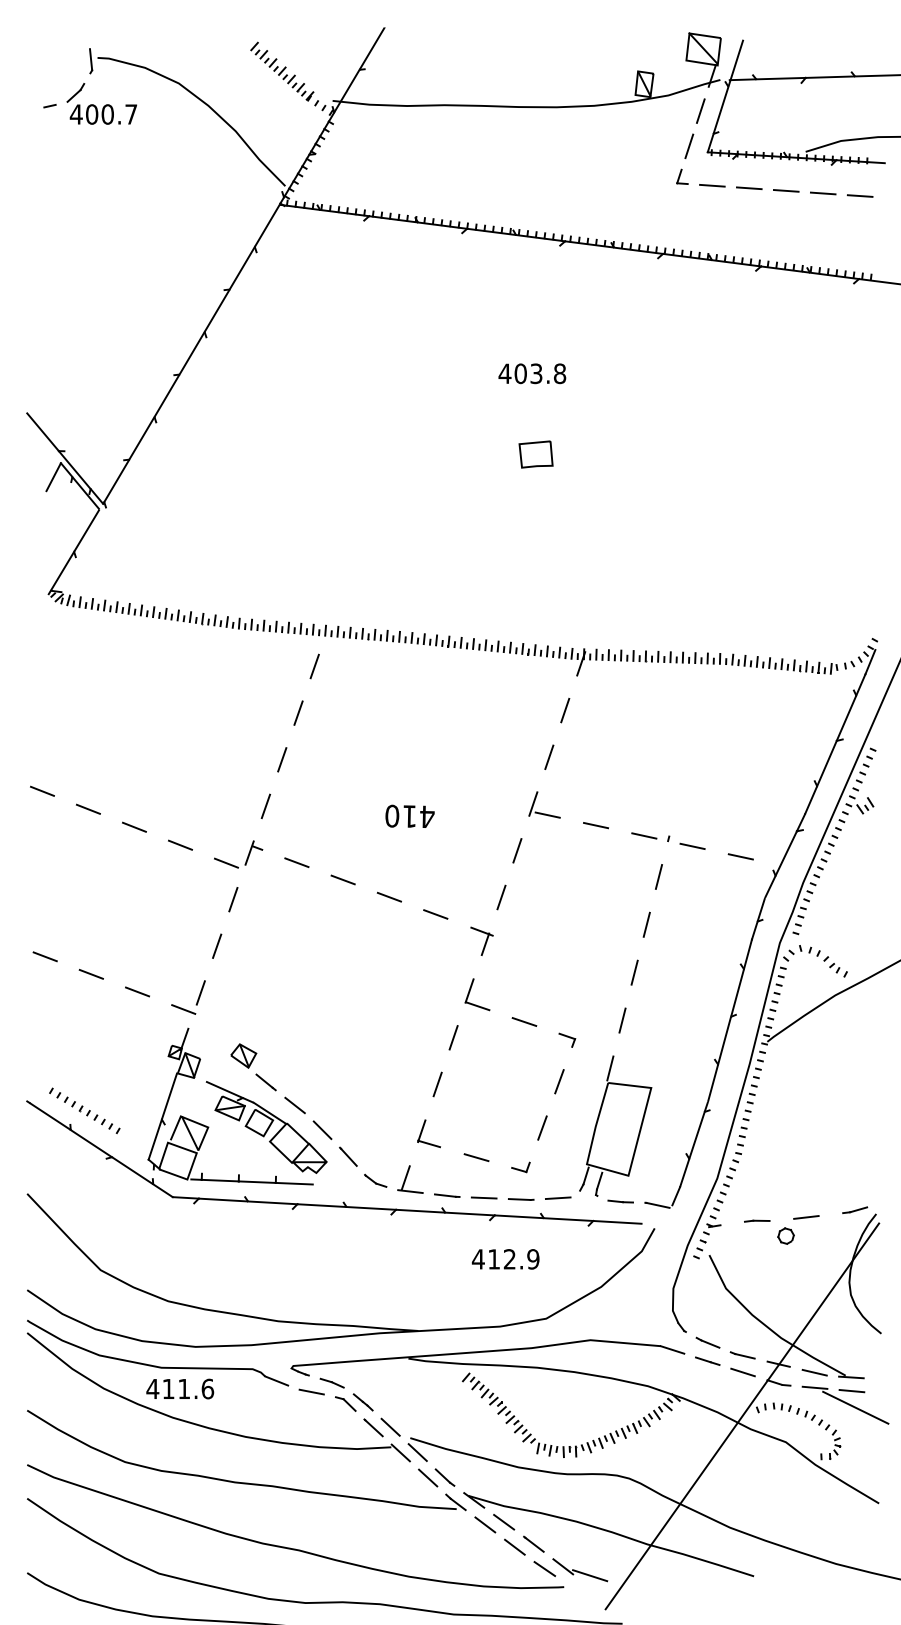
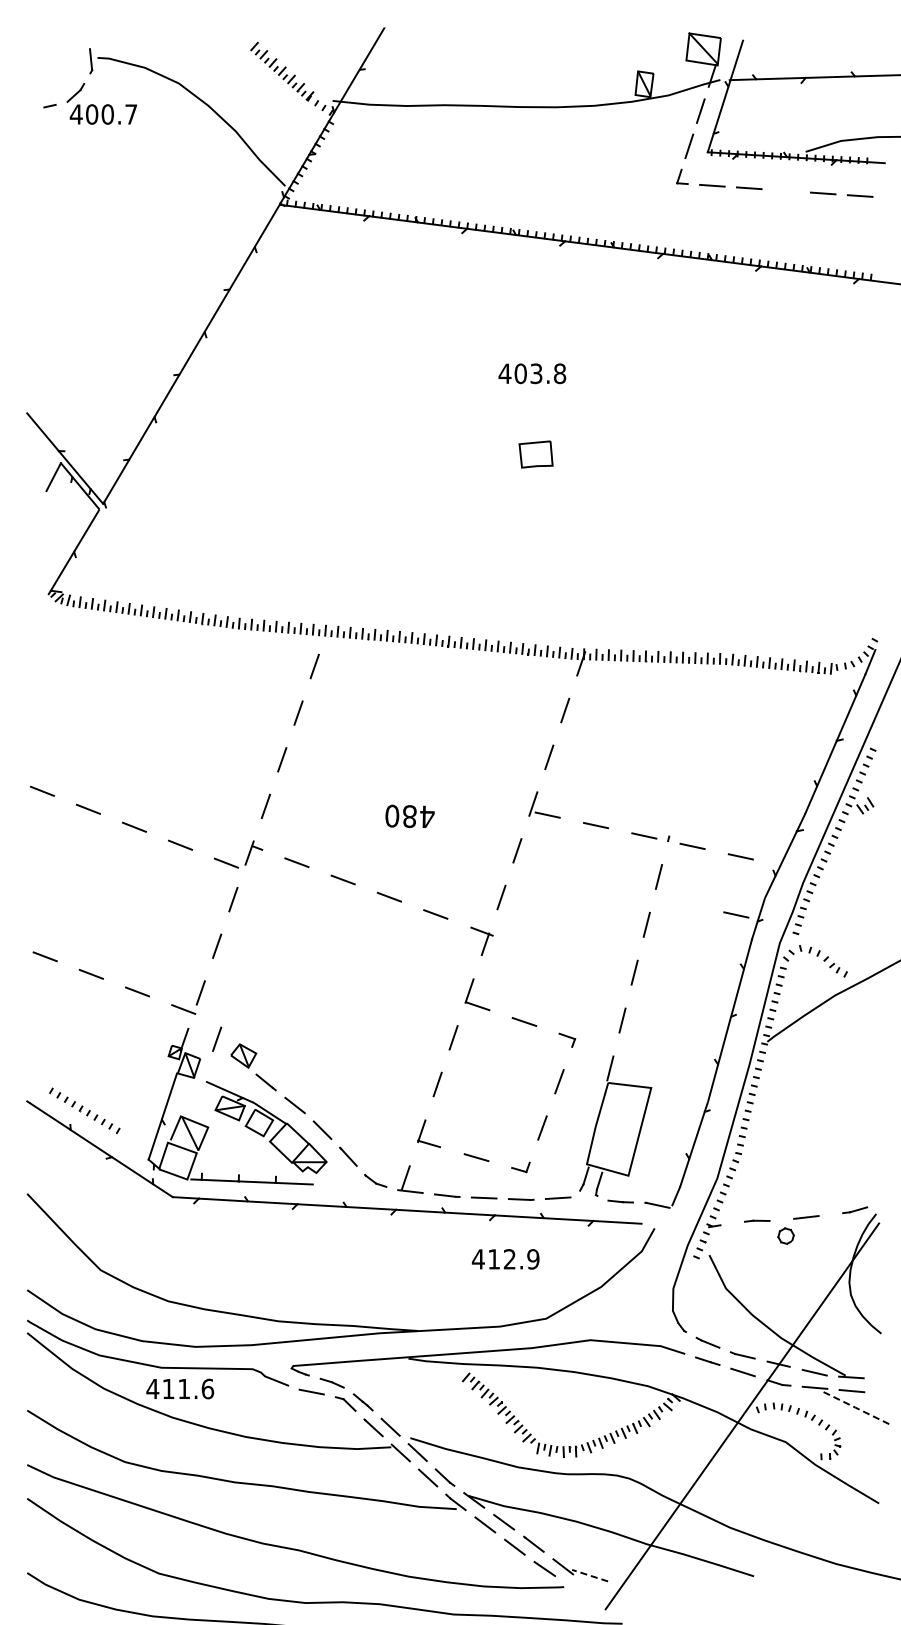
line: present -> none (785, 190)
text: 410 -> 480 (409, 816)
line: none -> present (736, 914)
line: none -> present (217, 1038)
line: solid -> dashed (855, 1407)
line: solid -> dashed (590, 1575)
